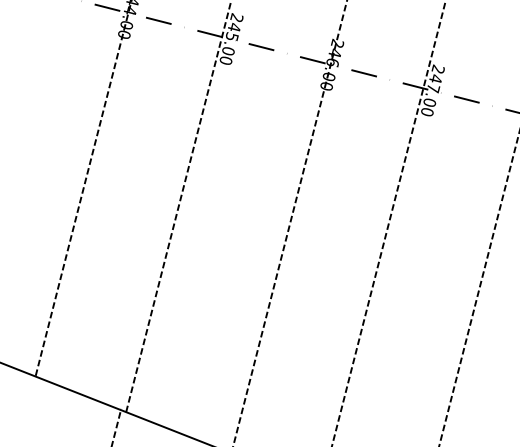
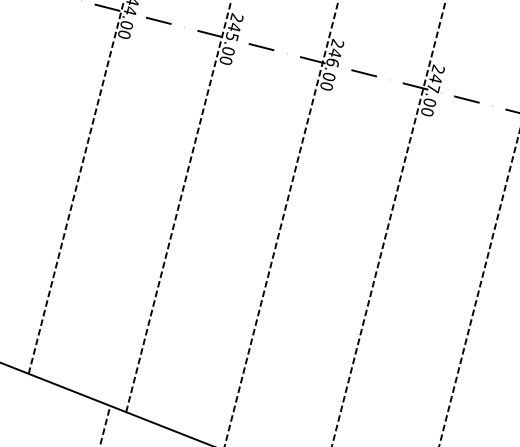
line position: (83, 188) -> (75, 187) (75, 187)
line position: (289, 222) -> (281, 222) (281, 222)
line position: (116, 425) -> (105, 424) (105, 424)
